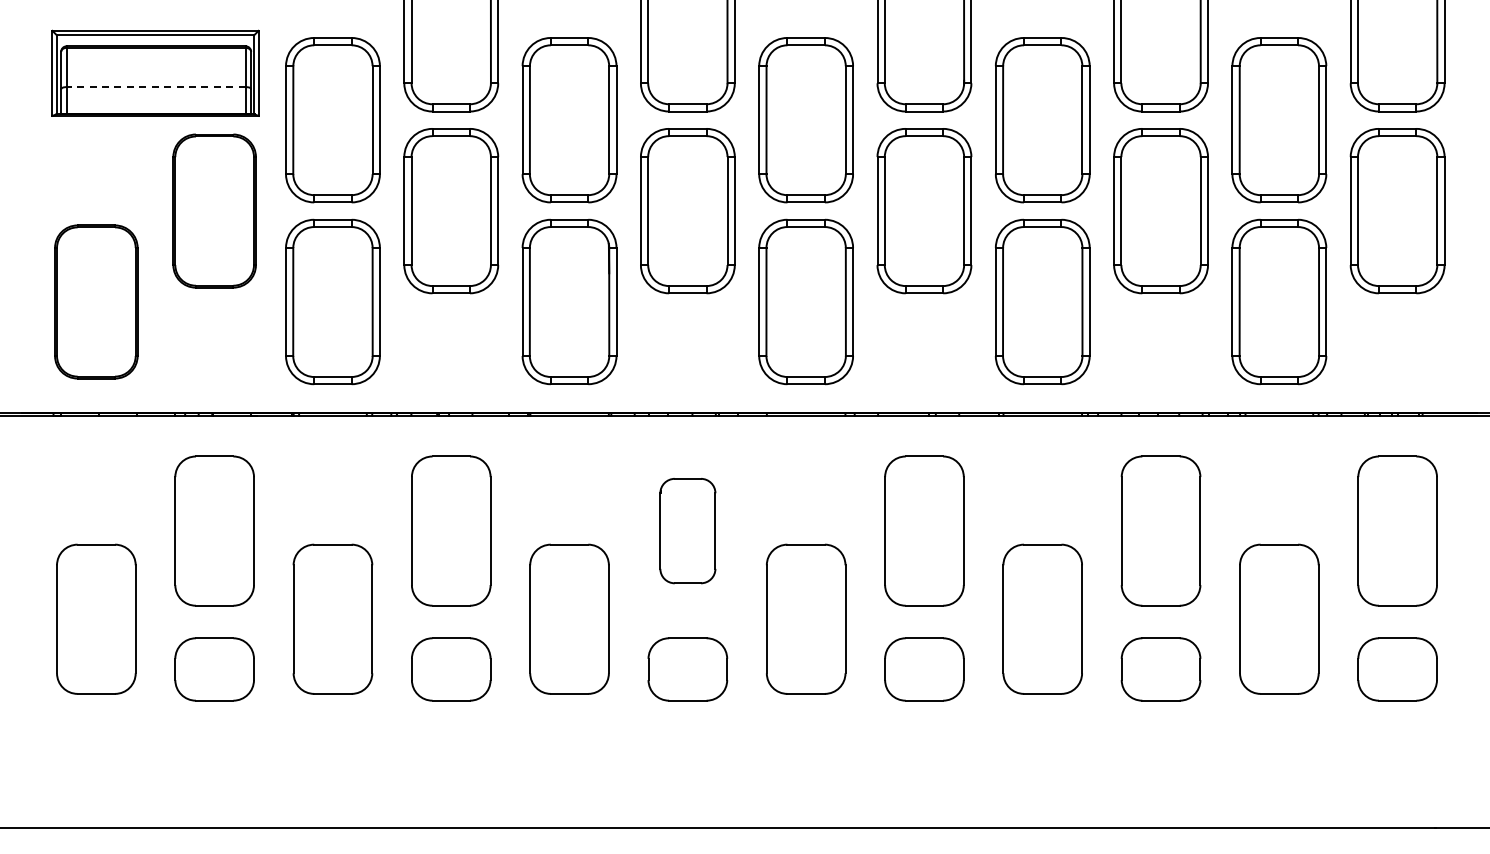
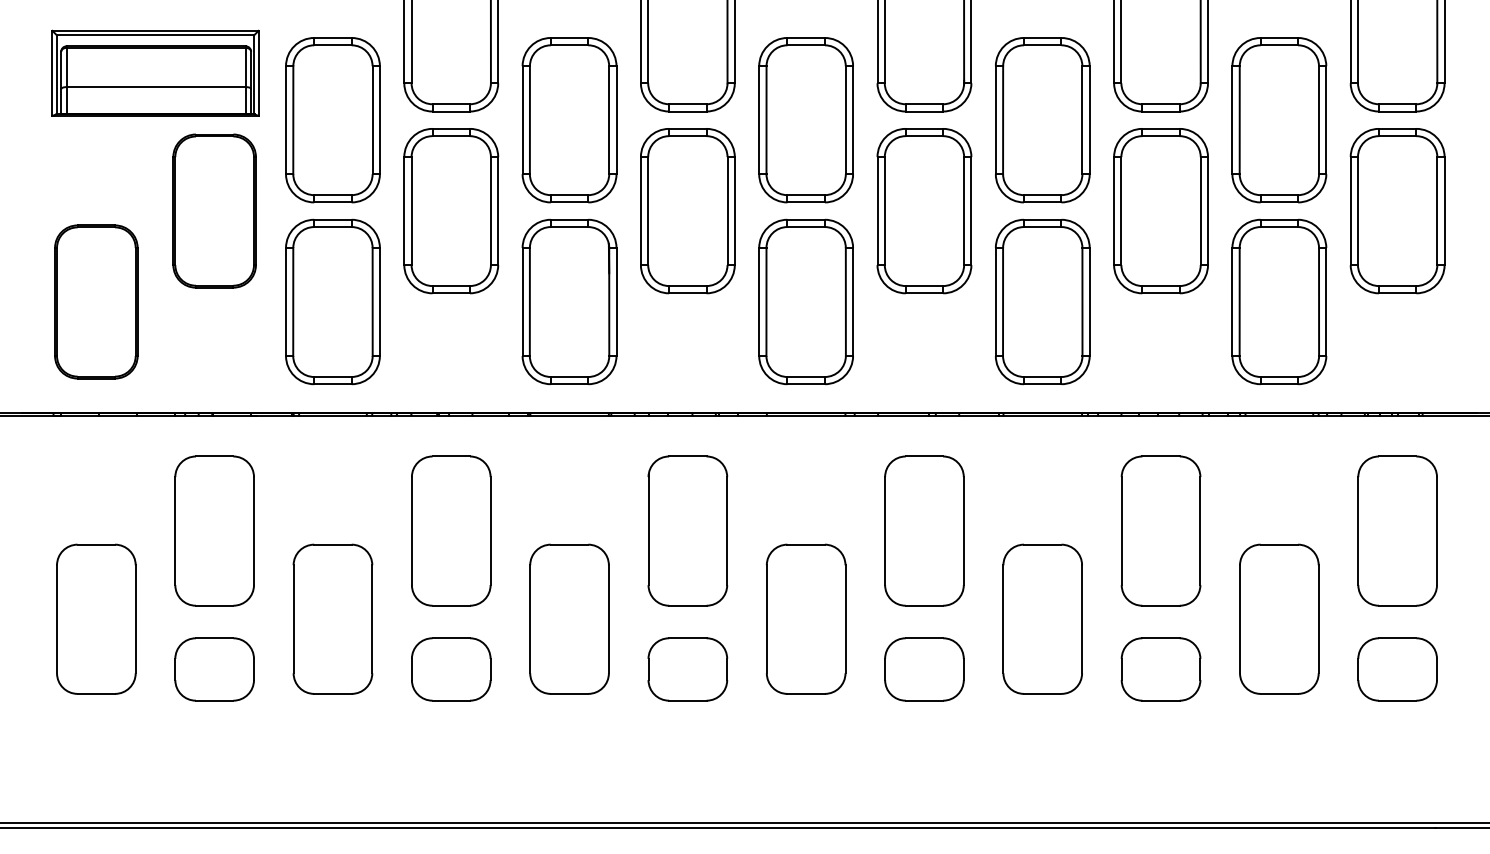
line: dashed -> solid (156, 87)
part size: 58x107 px -> 82x152 px (687, 530)
line: none -> present (744, 822)
